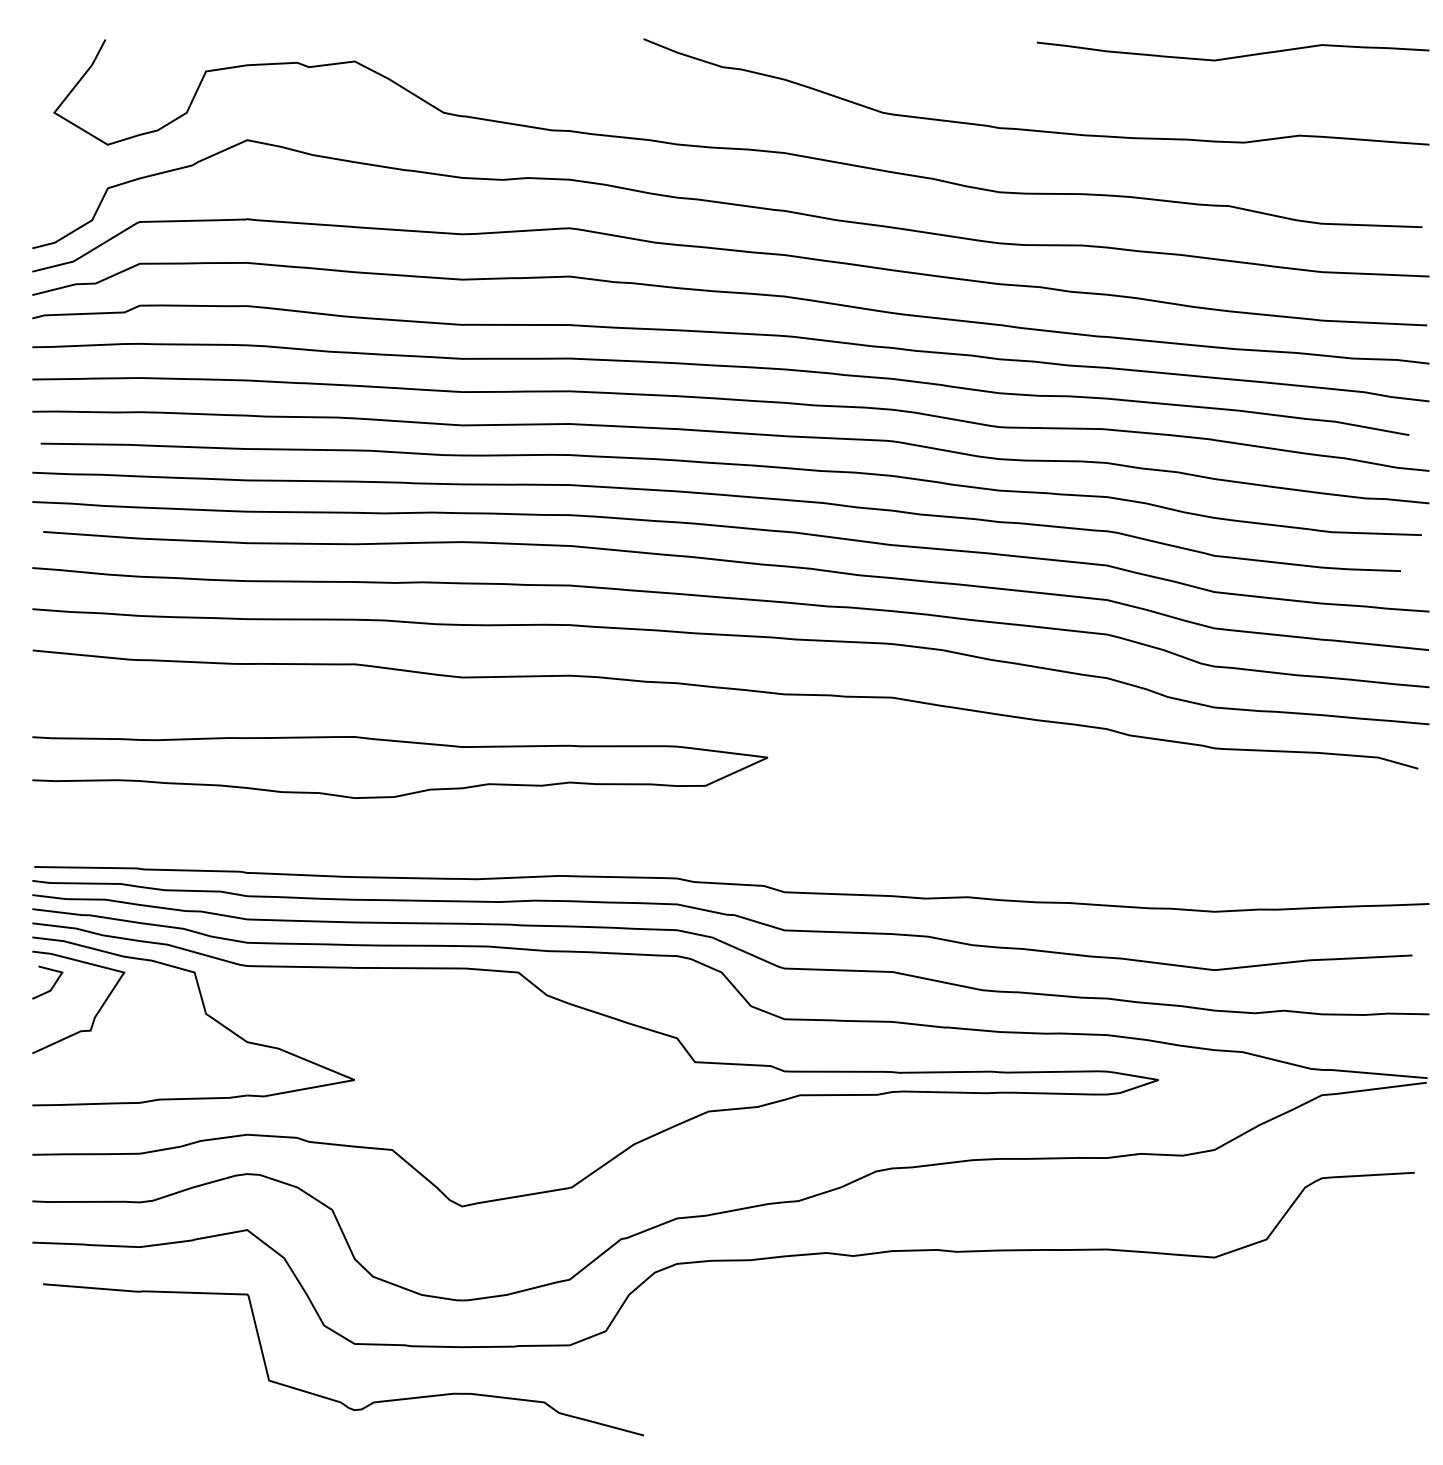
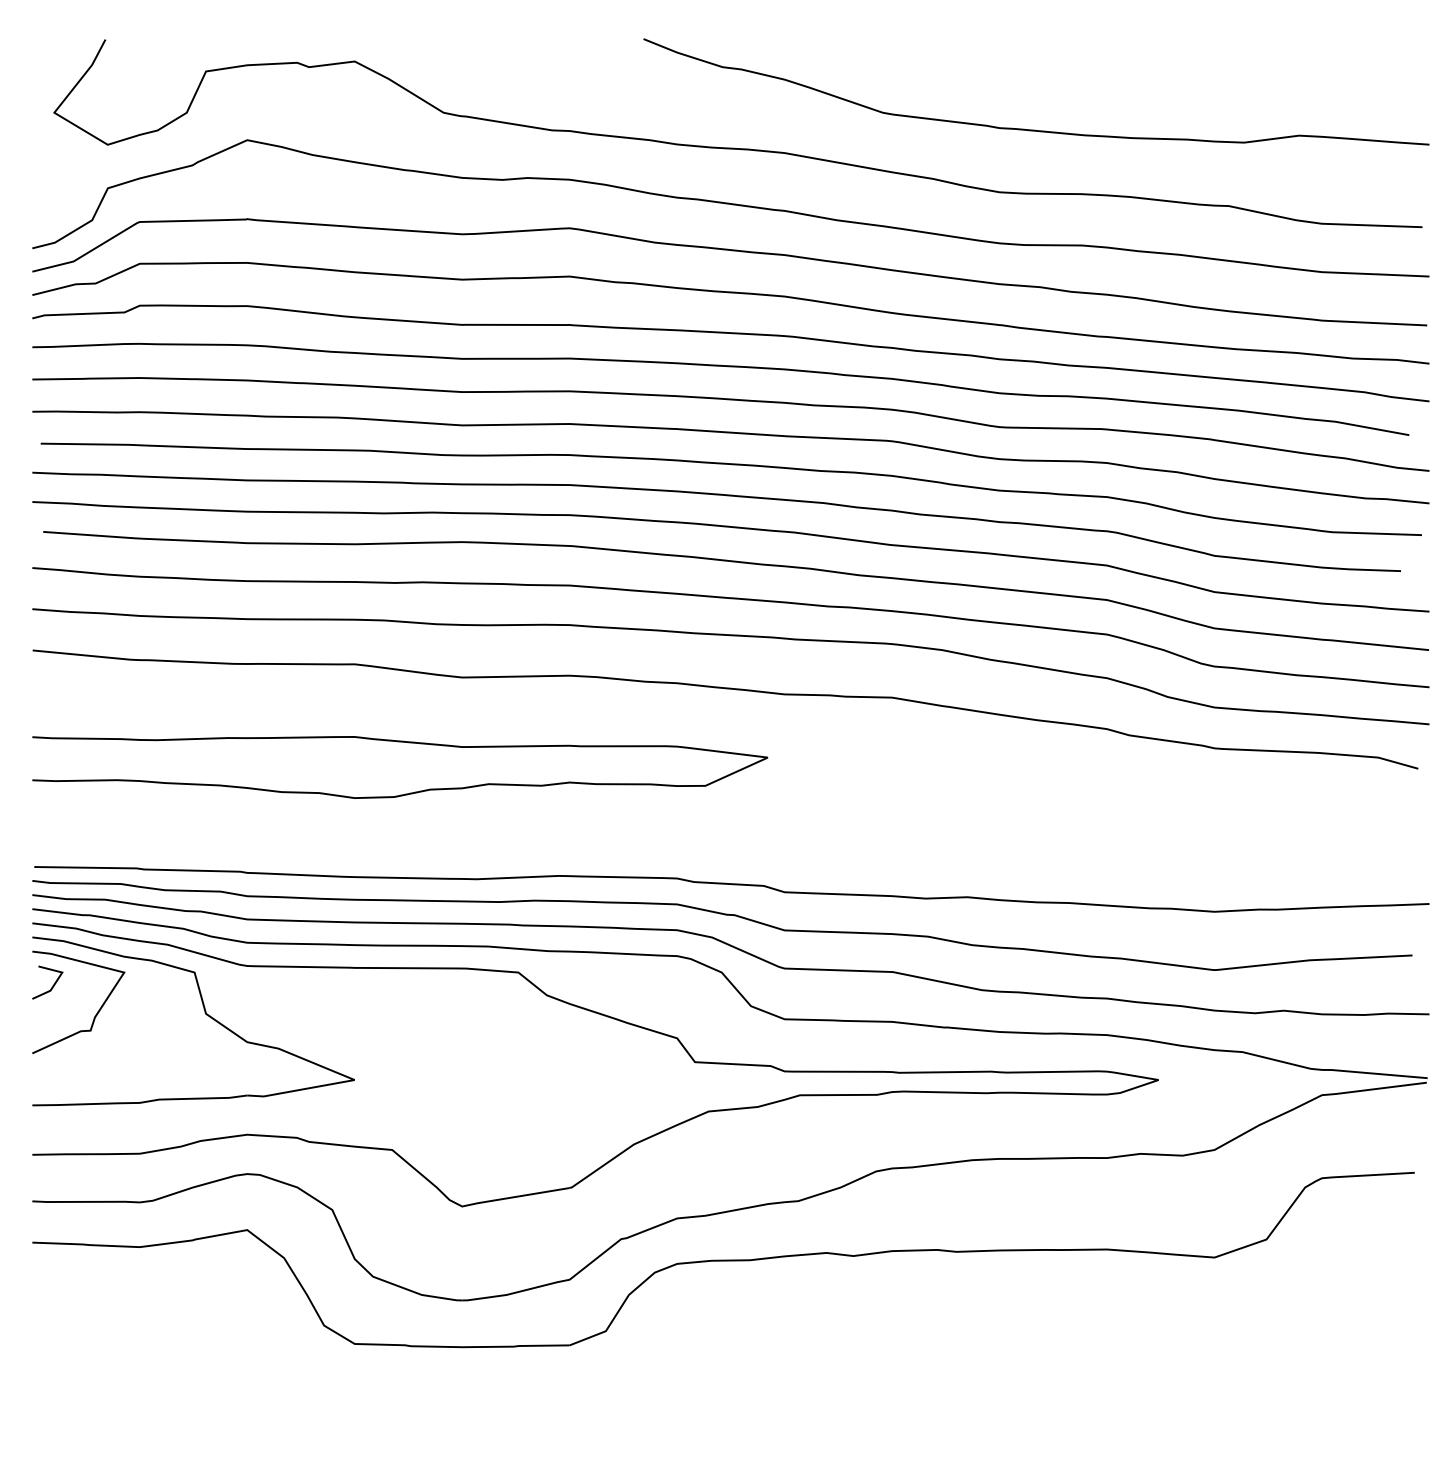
curve: present -> none (1233, 56)
curve: present -> none (332, 1398)
